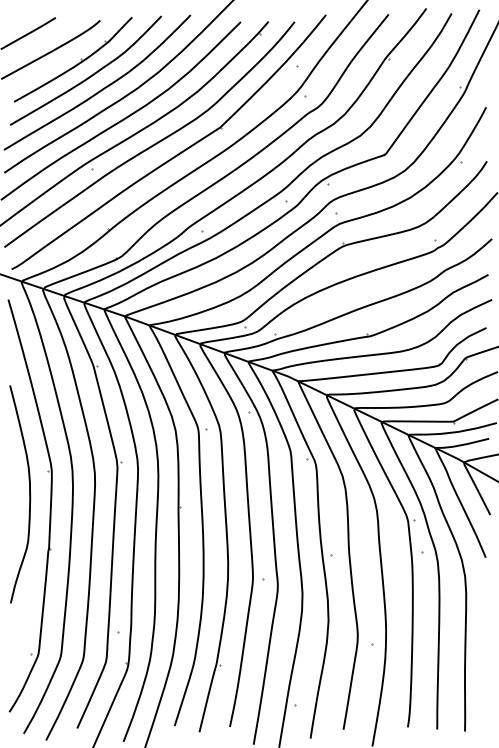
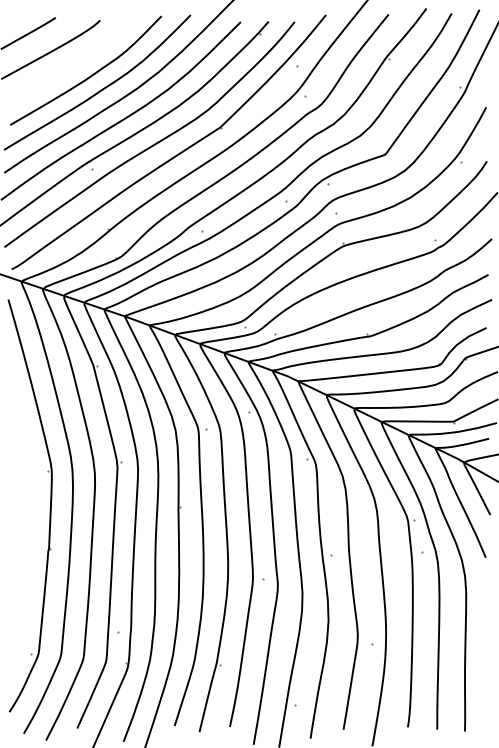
part: present -> none (73, 59)
curve: present -> none (29, 494)
